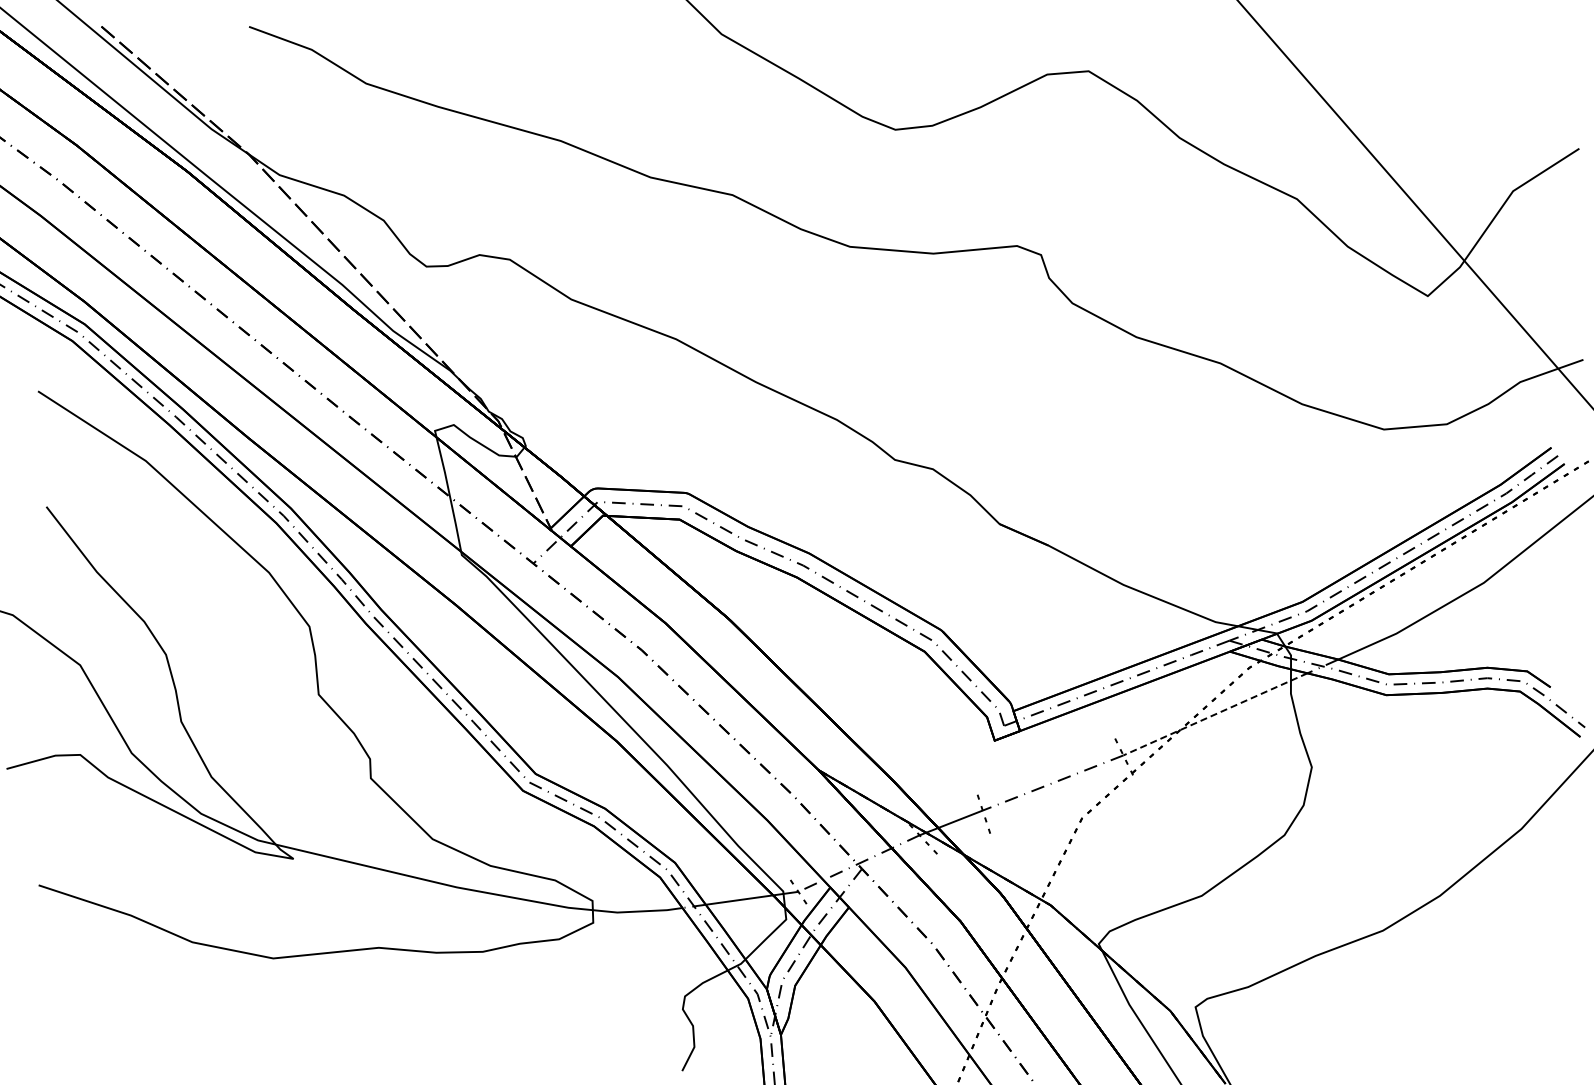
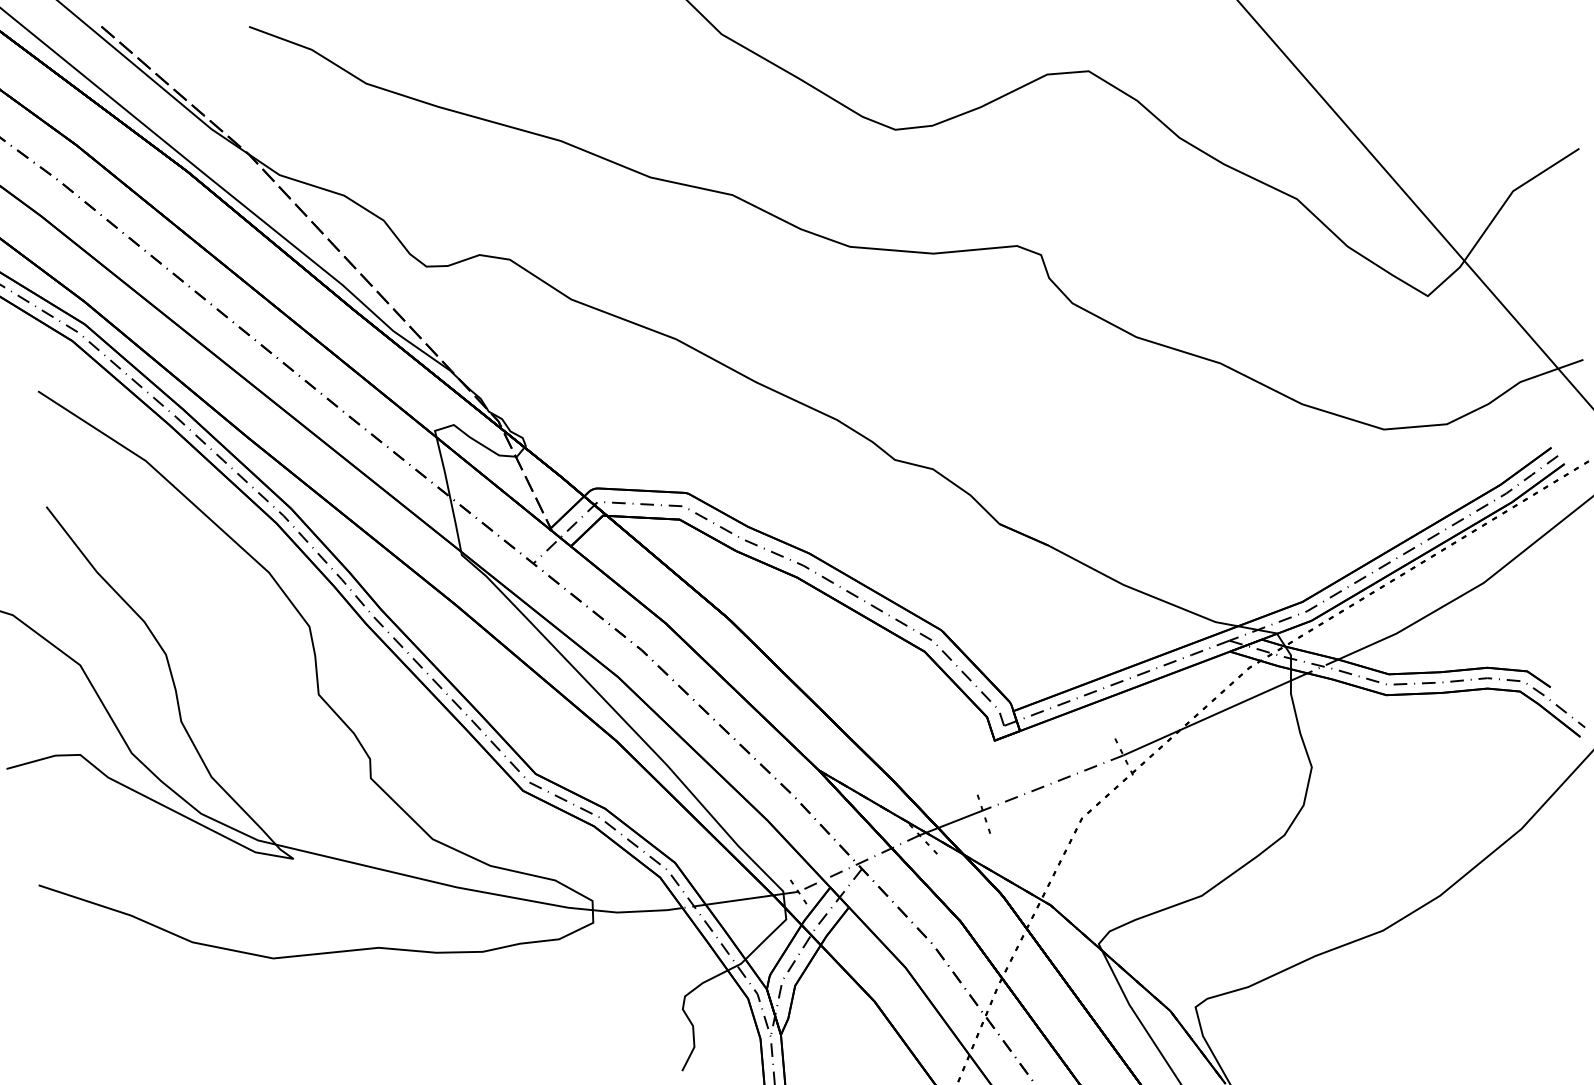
line: dashed -> solid (1215, 714)
